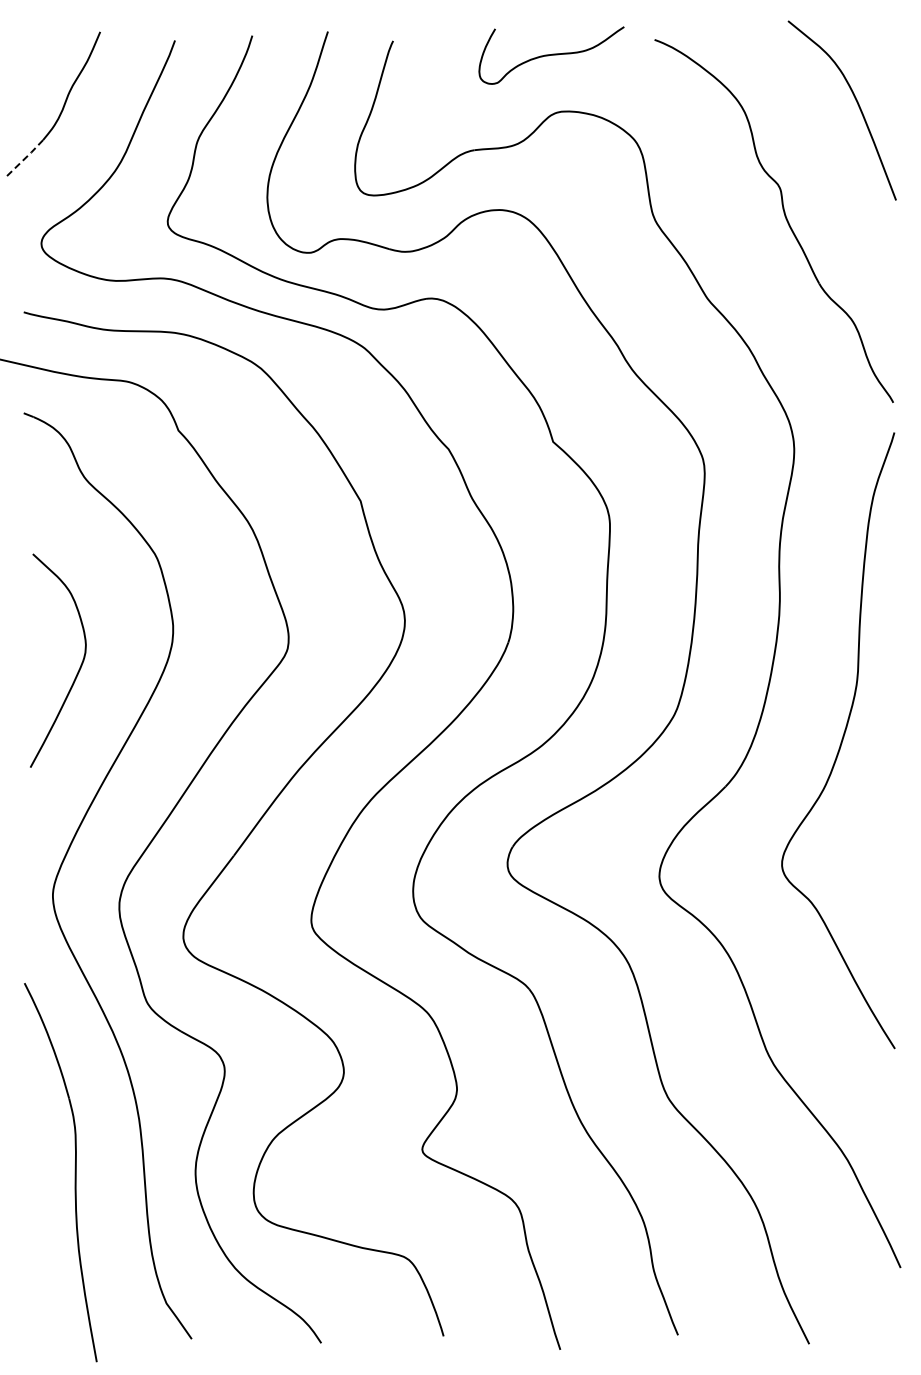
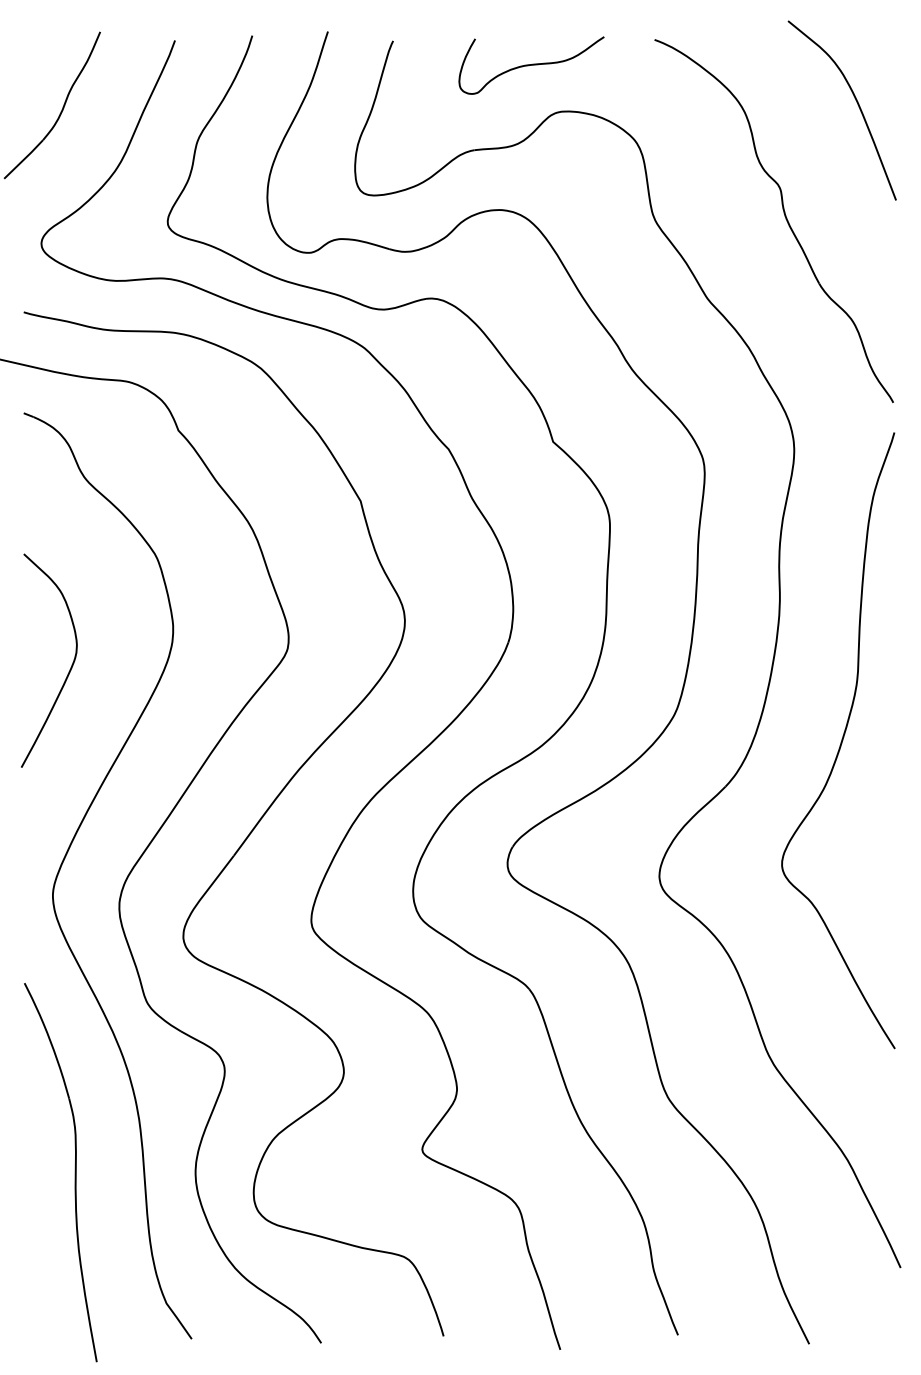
curve position: (551, 55) -> (531, 65) (531, 65)
line: dashed -> solid (24, 159)
curve position: (78, 669) -> (69, 669) (69, 669)
